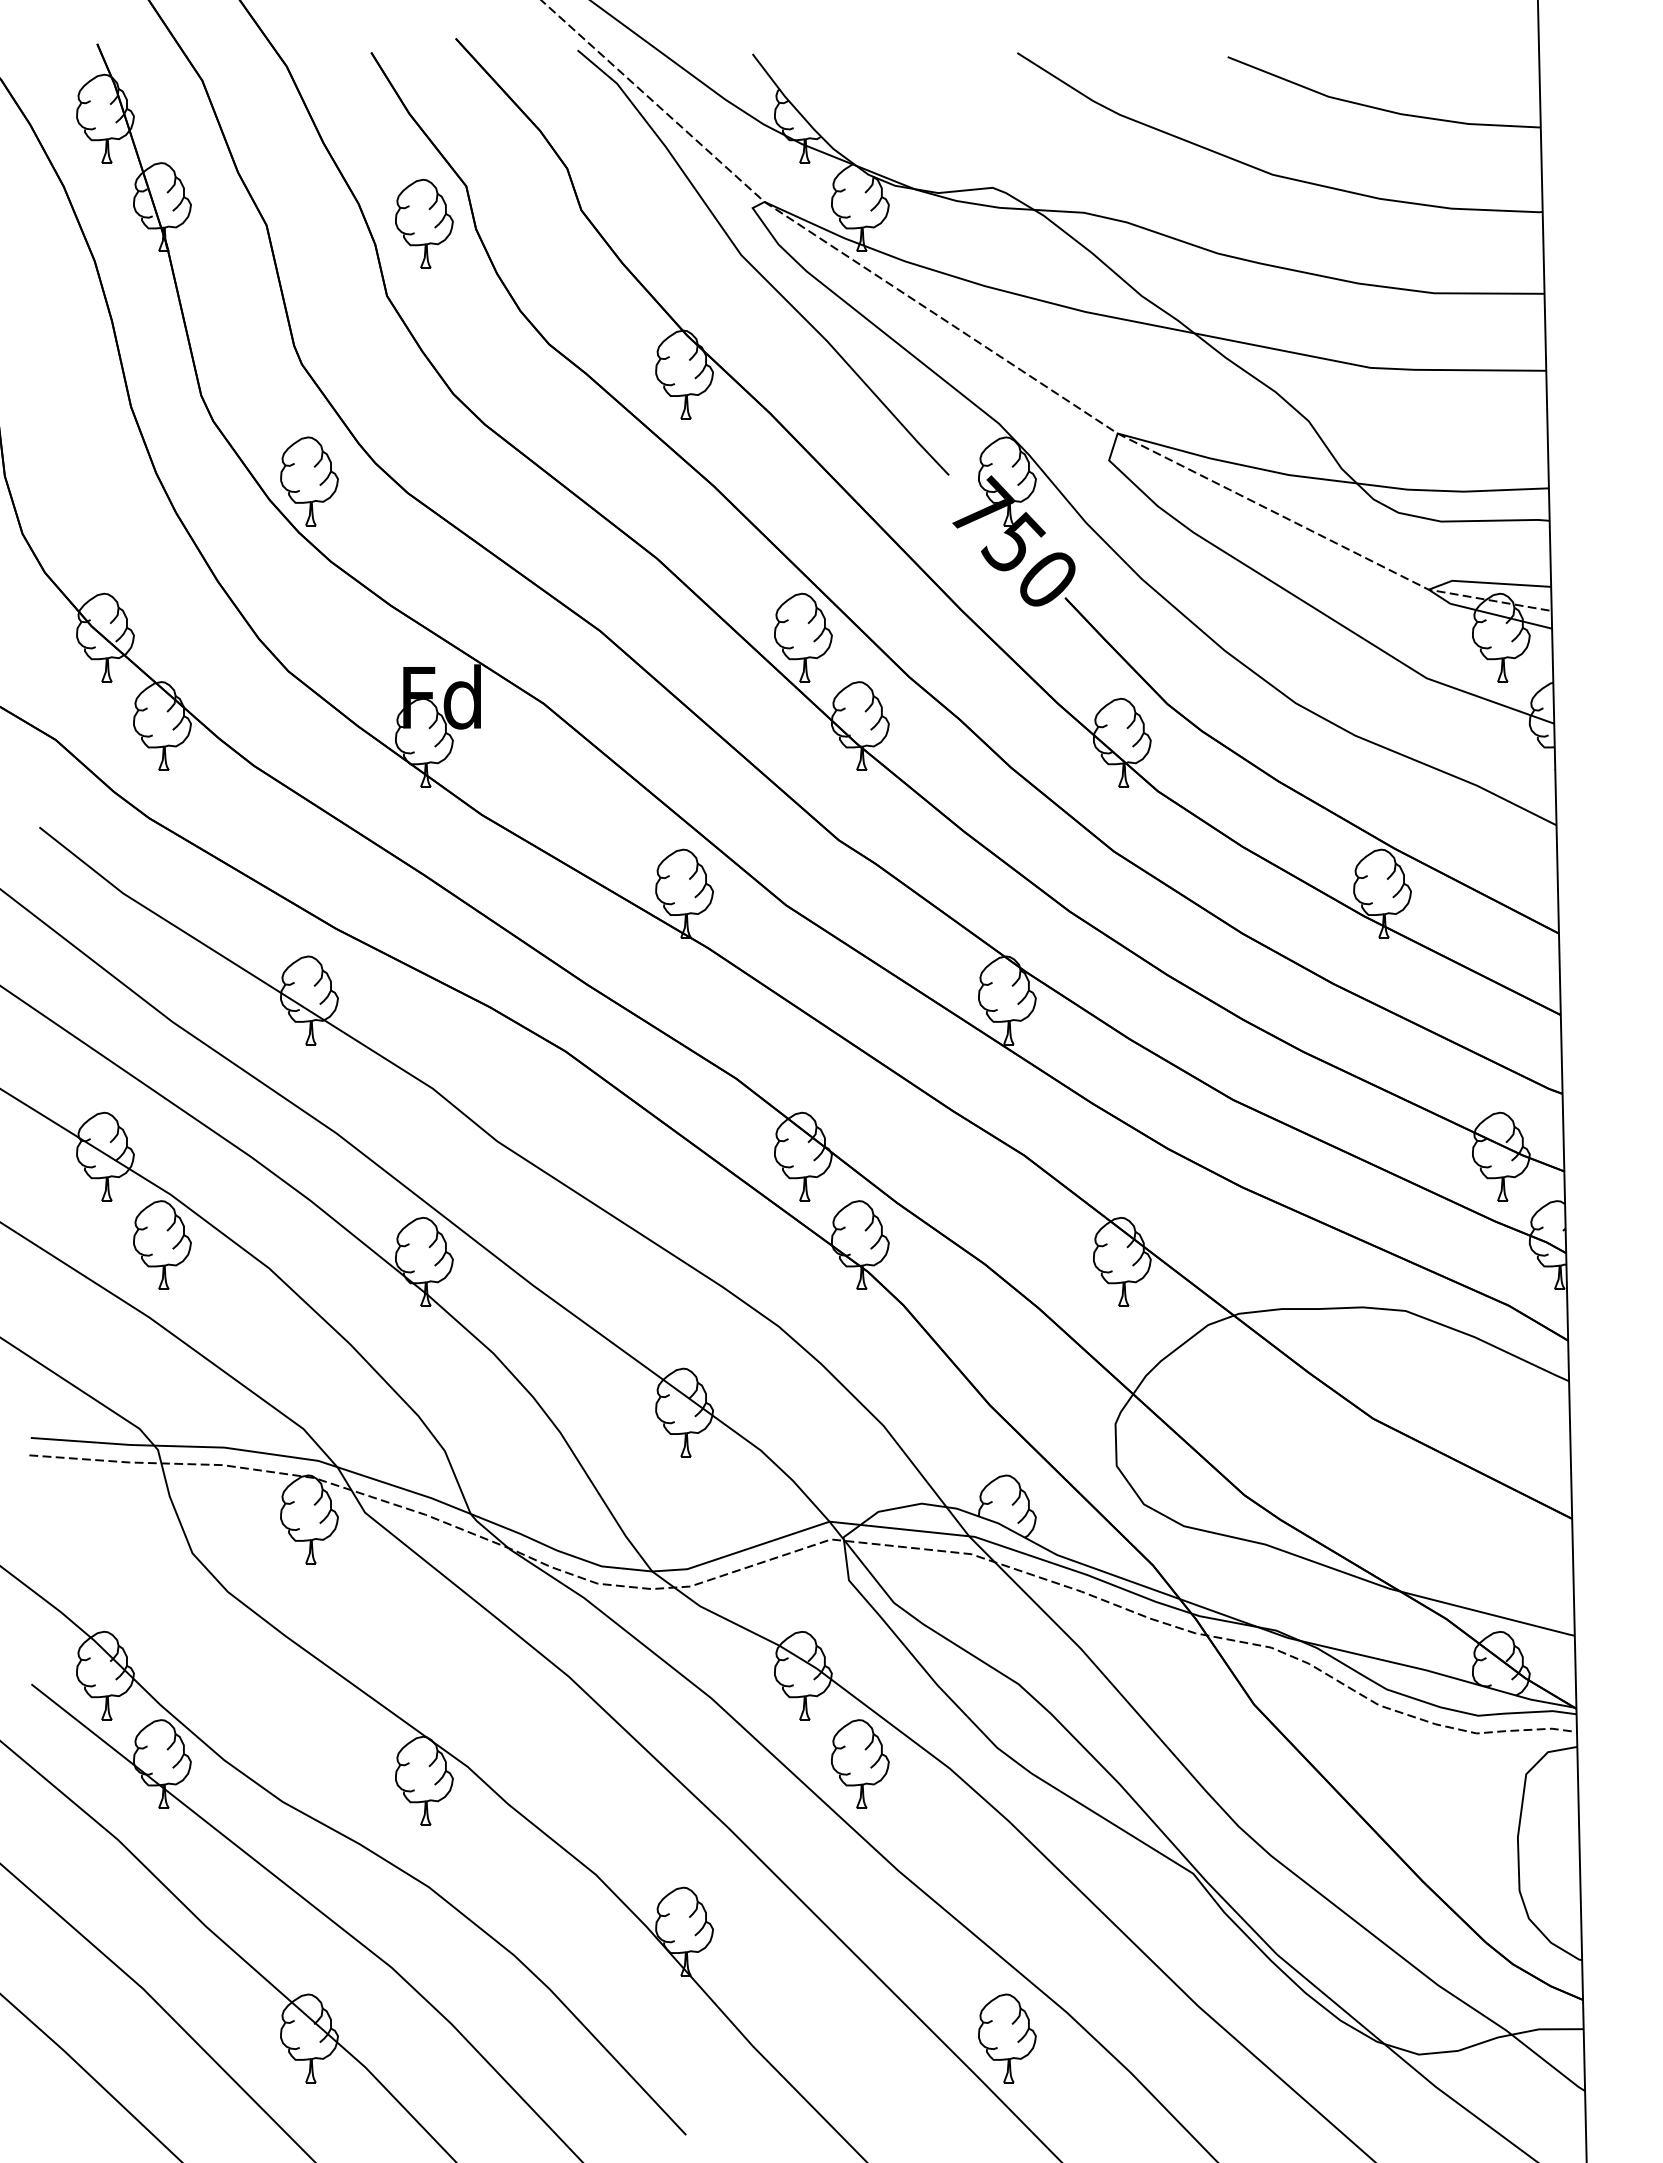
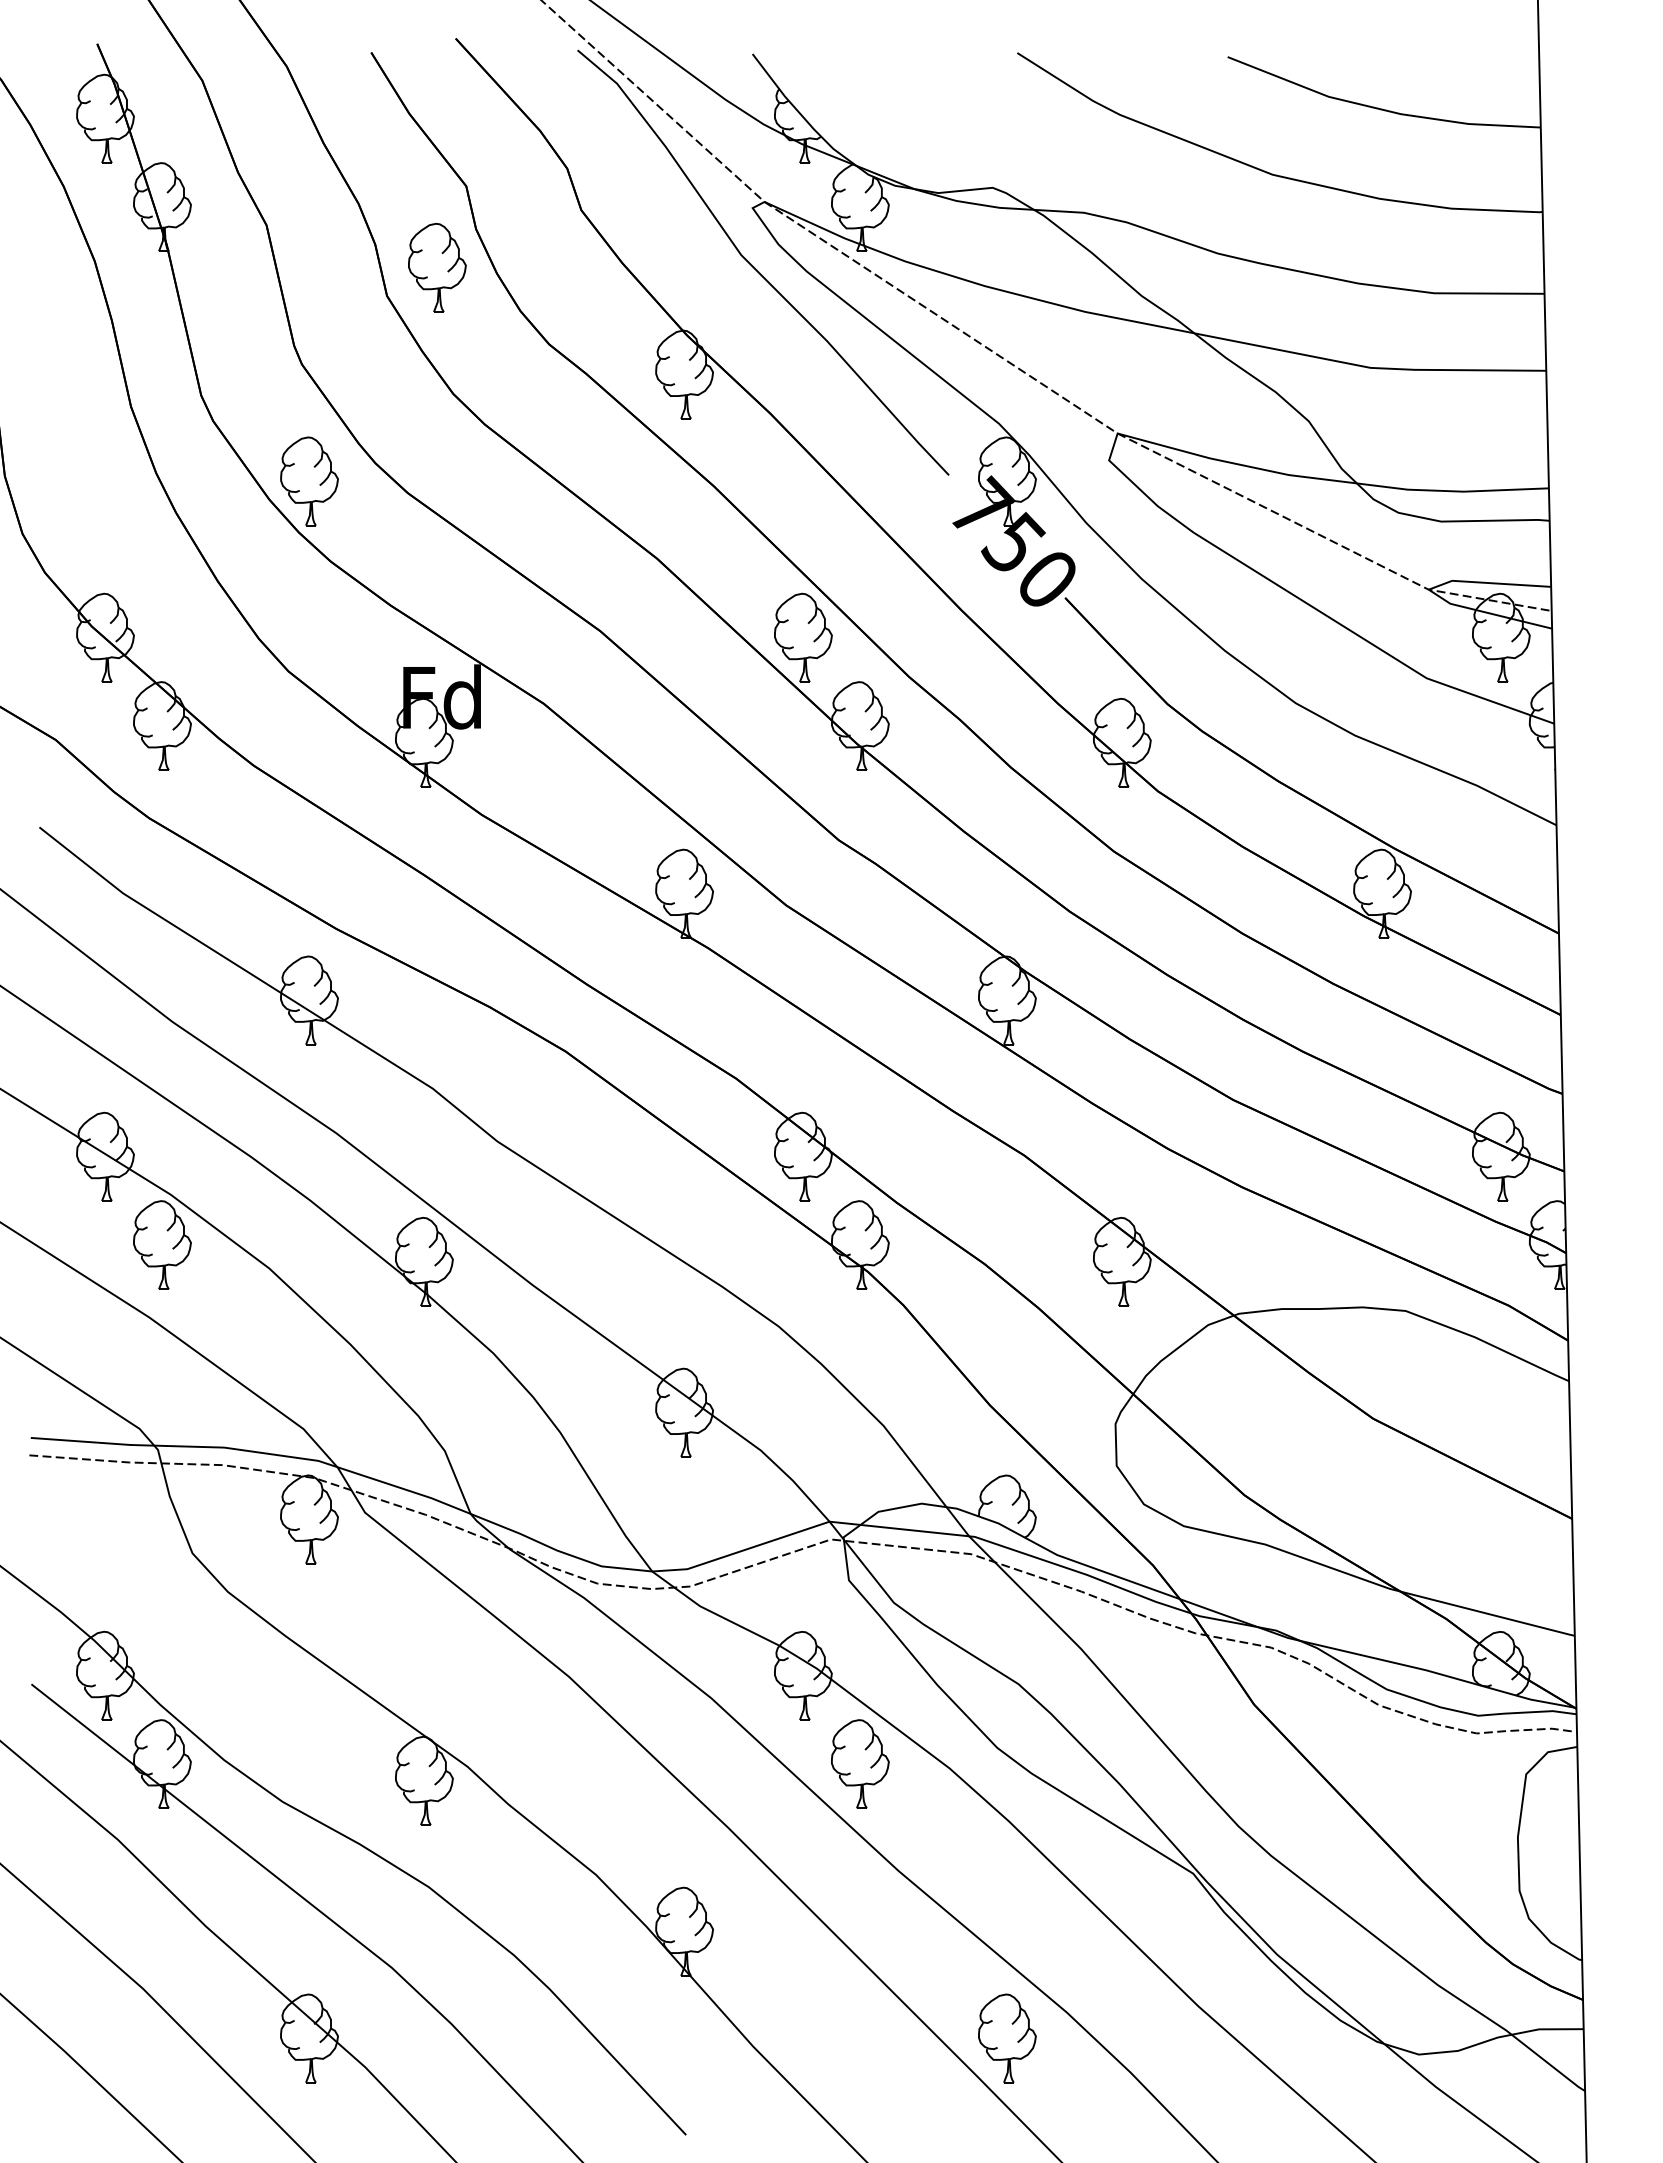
part position: (424, 223) -> (437, 267) (437, 267)
